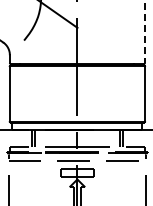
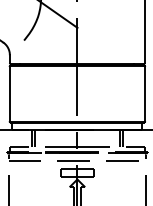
line: dashed -> solid (144, 32)
